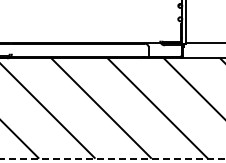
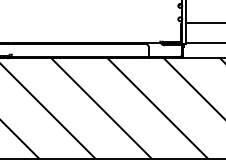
line: none -> present (204, 23)
line: dashed -> solid (113, 158)
